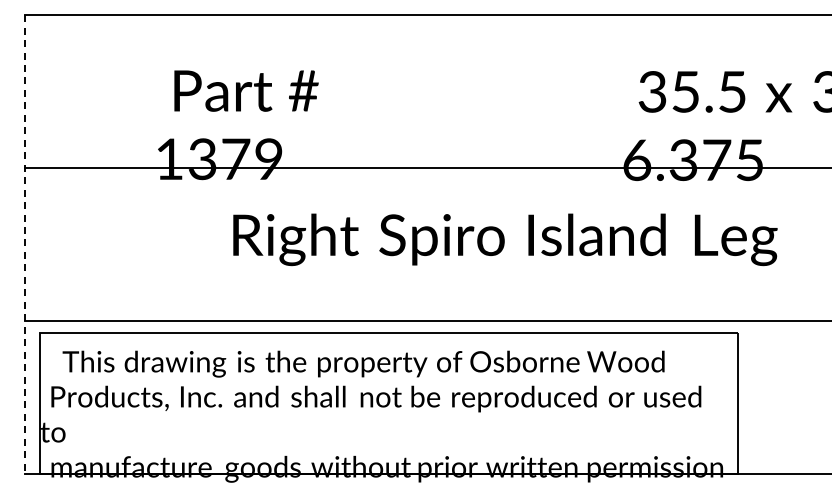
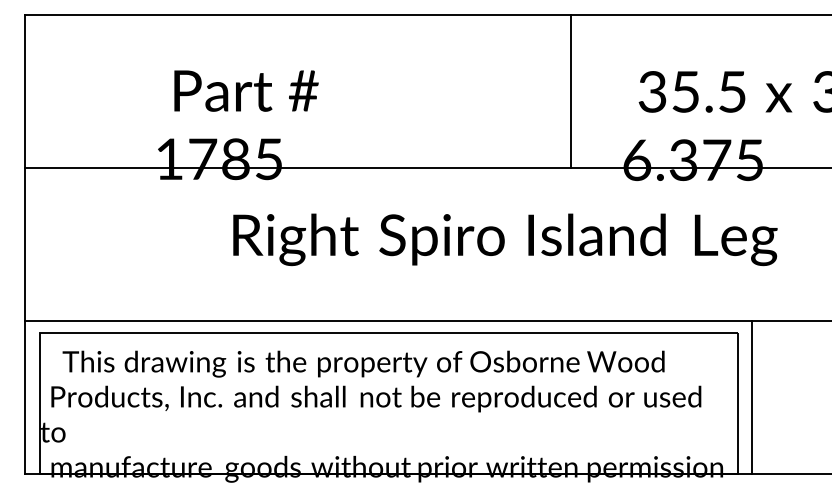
line: none -> present (571, 91)
text: 1379 -> 1785 (235, 159)
line: dashed -> solid (24, 244)
line: none -> present (752, 396)
